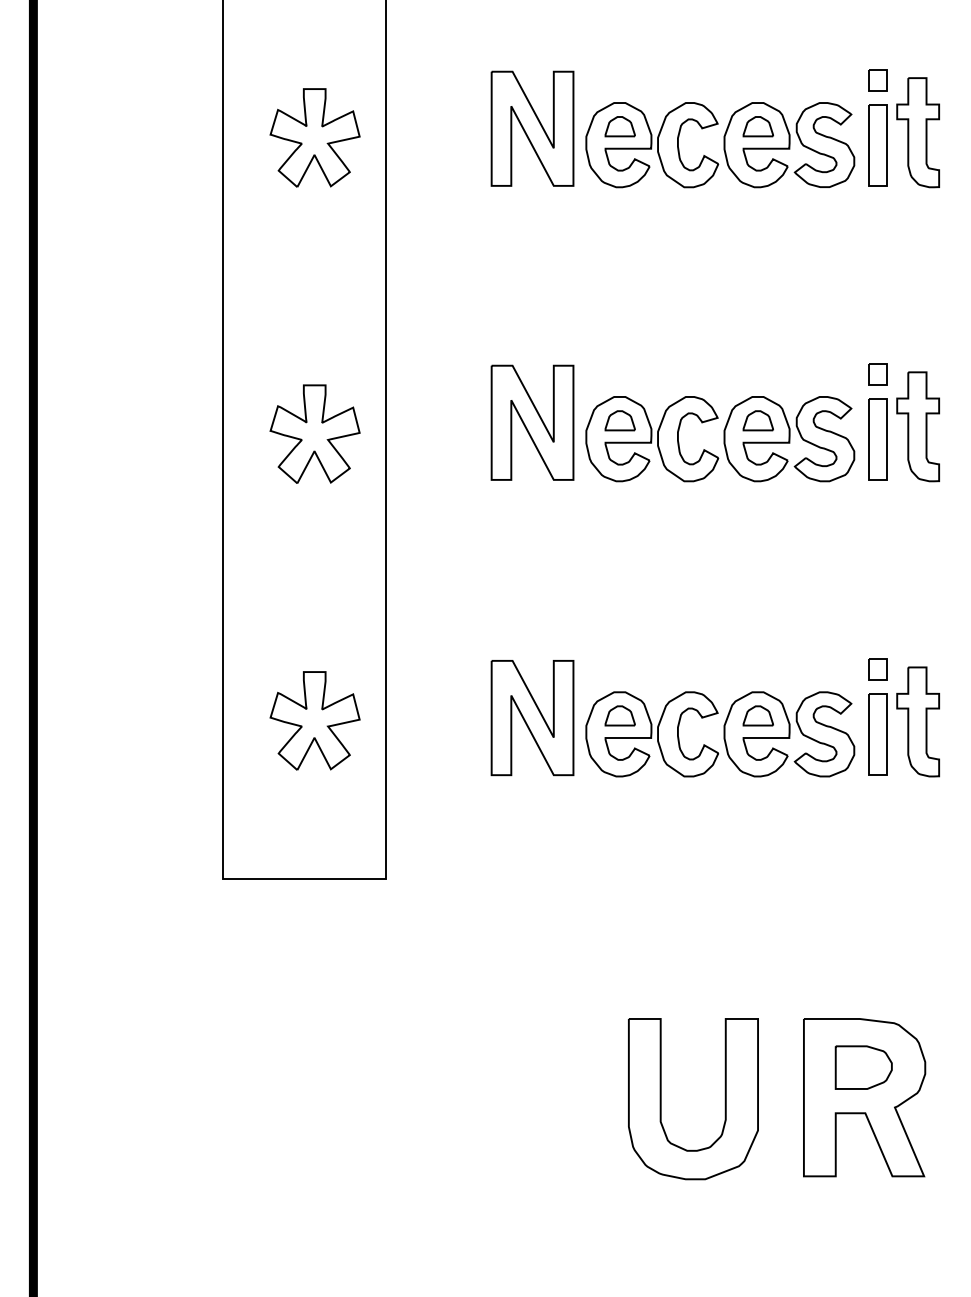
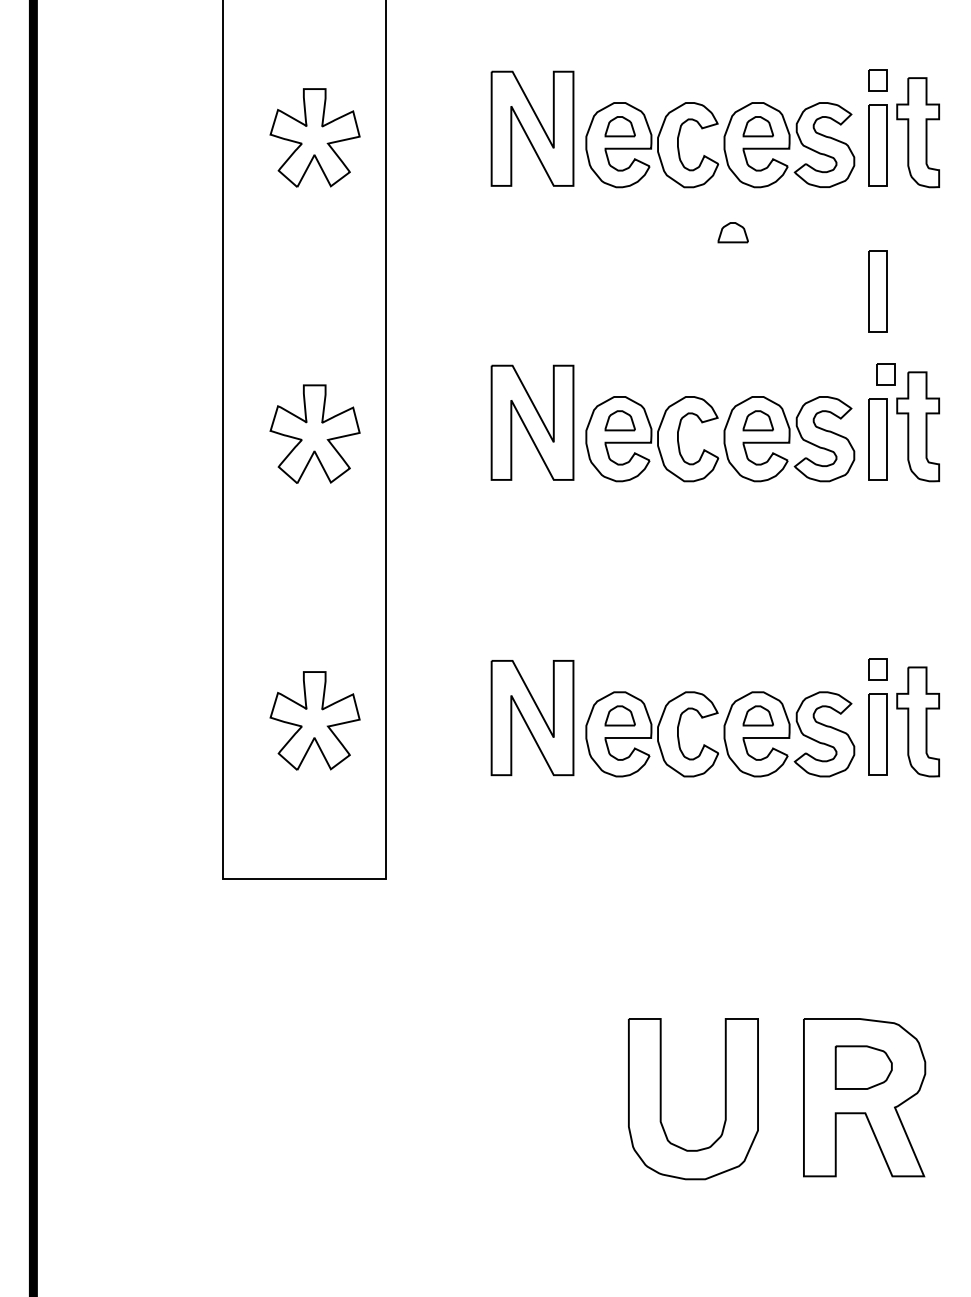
part: none -> present (732, 232)
part: none -> present (877, 291)
part position: (877, 374) -> (885, 374) (885, 374)
